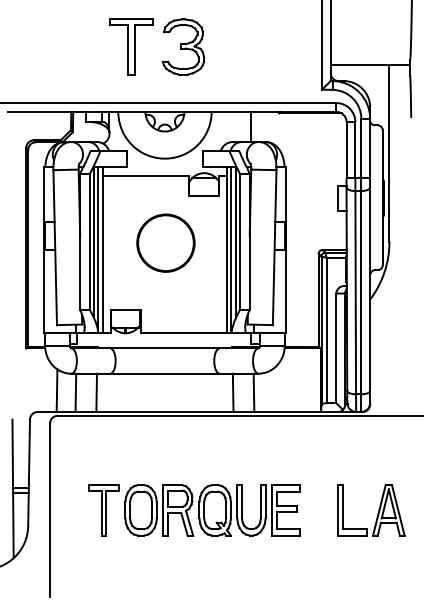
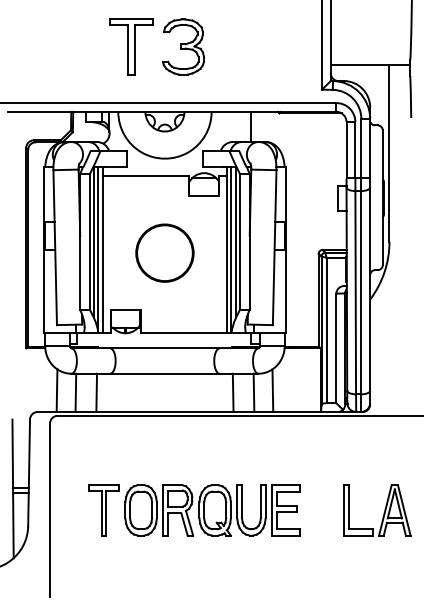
circle position: (165, 242) -> (164, 252) (164, 252)
line: none -> present (272, 390)
part position: (377, 512) -> (383, 512) (383, 512)
